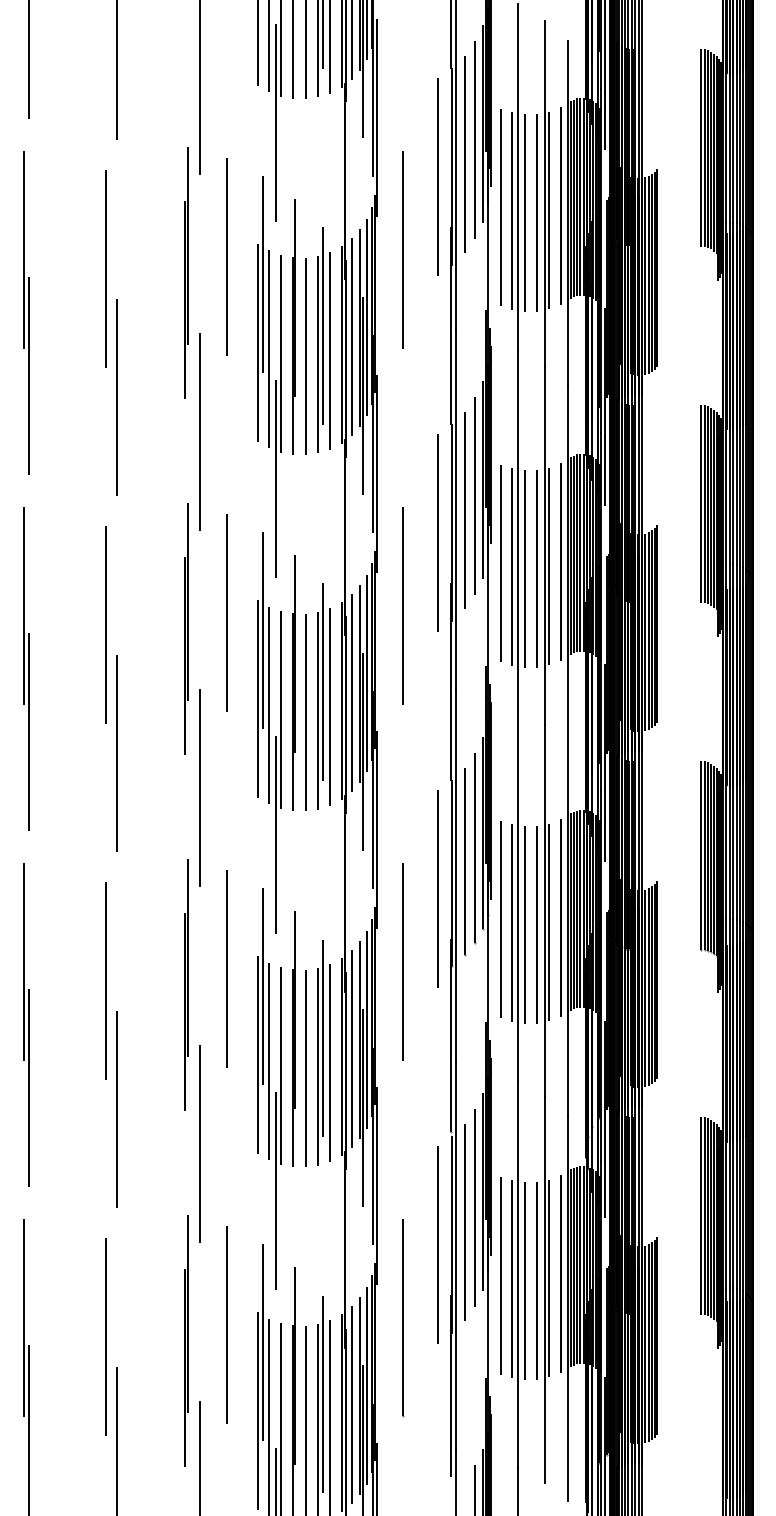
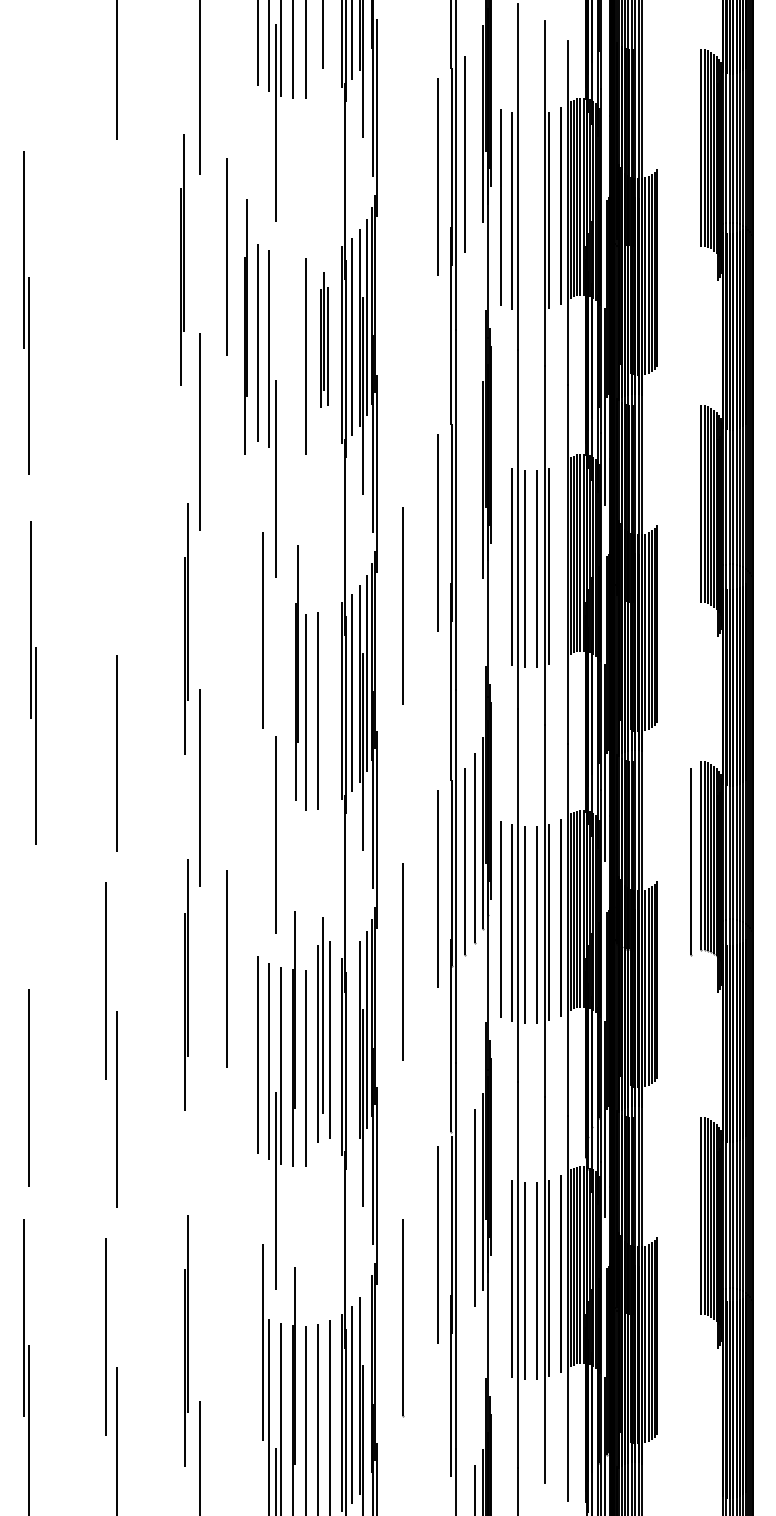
line: present -> none (367, 31)
line: present -> none (330, 47)
line: present -> none (318, 49)
line: present -> none (29, 60)
line: present -> none (605, 76)
line: present -> none (475, 139)
line: present -> none (524, 212)
line: present -> none (536, 212)
line: present -> none (402, 249)
line: present -> none (106, 268)
part position: (186, 272) -> (182, 259) (182, 259)
line: present -> none (262, 274)
line position: (293, 326) -> (245, 326) (245, 326)
part size: 14x226 px -> 9x136 px (324, 339)
line: present -> none (280, 353)
line: present -> none (116, 397)
line: present -> none (475, 495)
line: present -> none (464, 510)
line: present -> none (560, 562)
line: present -> none (500, 563)
line: present -> none (226, 612)
line: present -> none (106, 624)
part position: (26, 668) -> (33, 682) (33, 682)
line position: (293, 682) -> (296, 672) (296, 672)
line: present -> none (323, 682)
line: present -> none (258, 699)
line: present -> none (269, 705)
line: present -> none (330, 706)
line: present -> none (280, 709)
line: none -> present (691, 862)
line: present -> none (23, 961)
line: present -> none (262, 986)
line: present -> none (351, 1049)
part position: (323, 1052) -> (323, 1029) (323, 1029)
line: present -> none (199, 1144)
line: present -> none (464, 1222)
line: present -> none (500, 1275)
line: present -> none (226, 1325)
line: present -> none (367, 1385)
line: present -> none (323, 1394)
line: present -> none (258, 1411)
